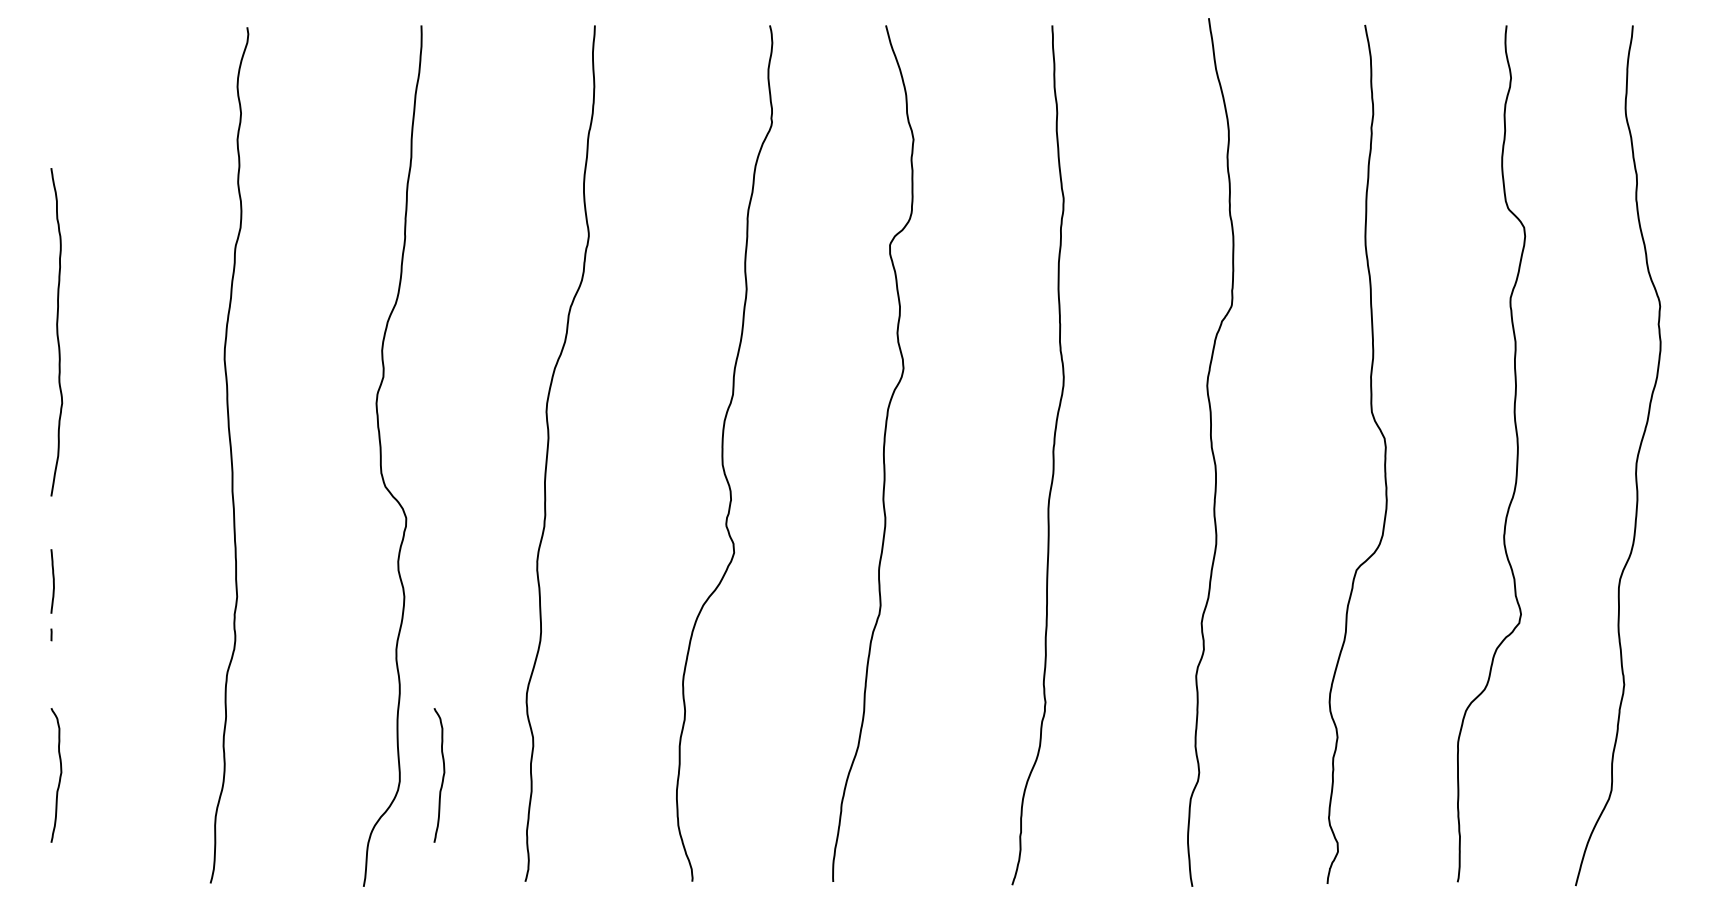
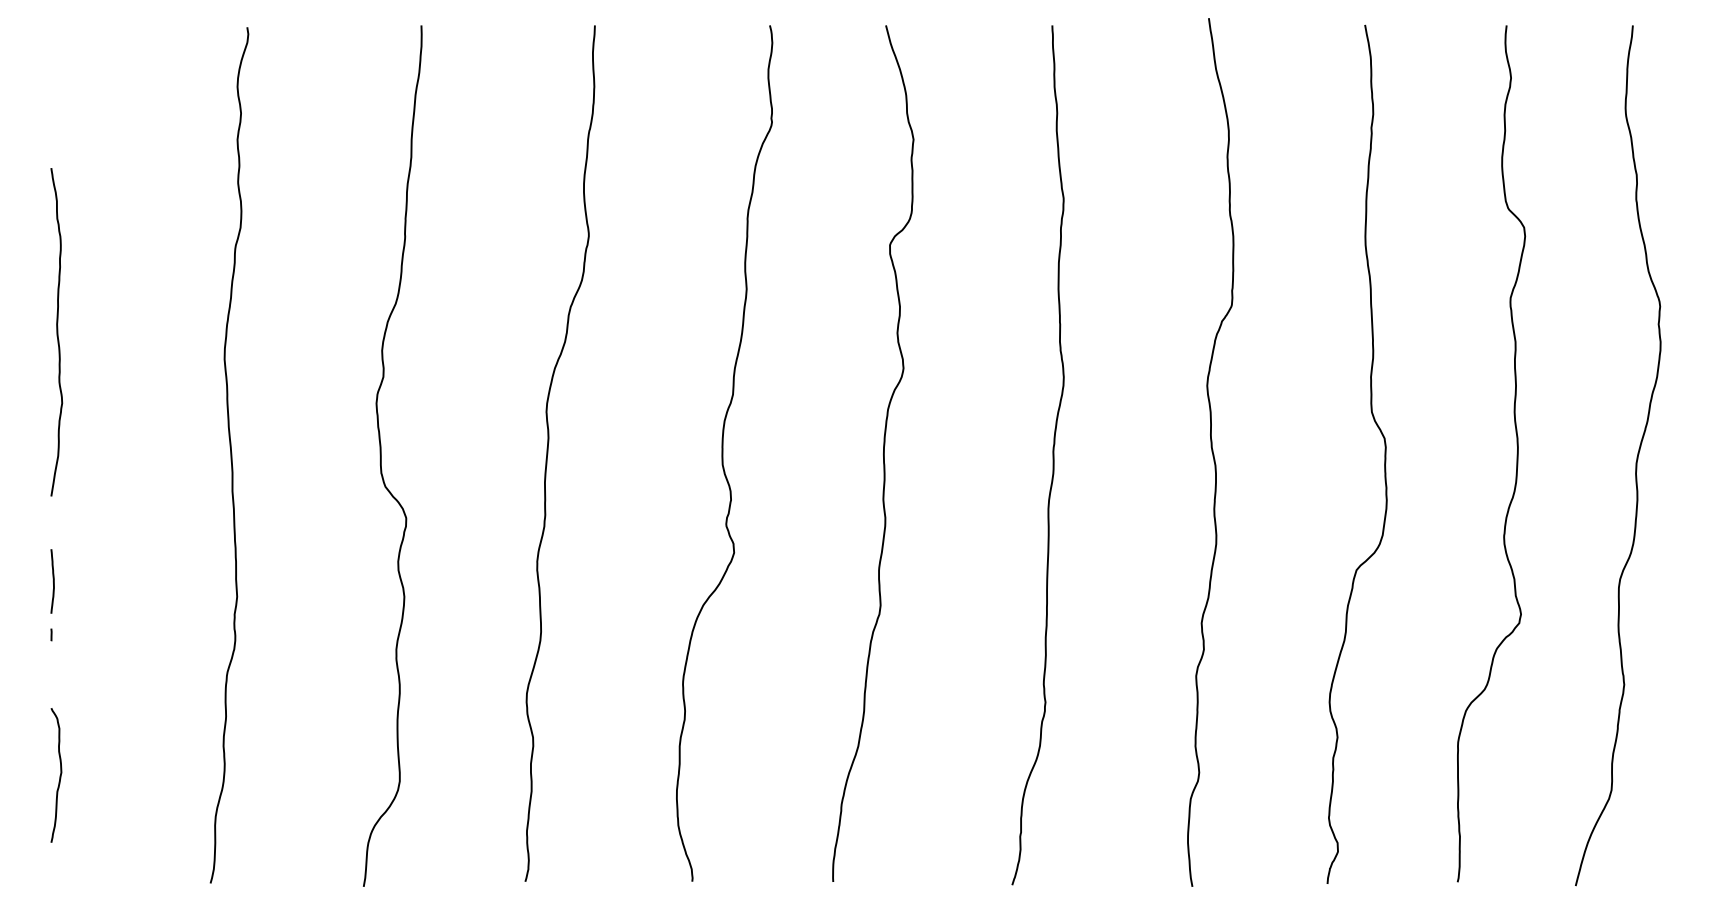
curve: present -> none (442, 775)
